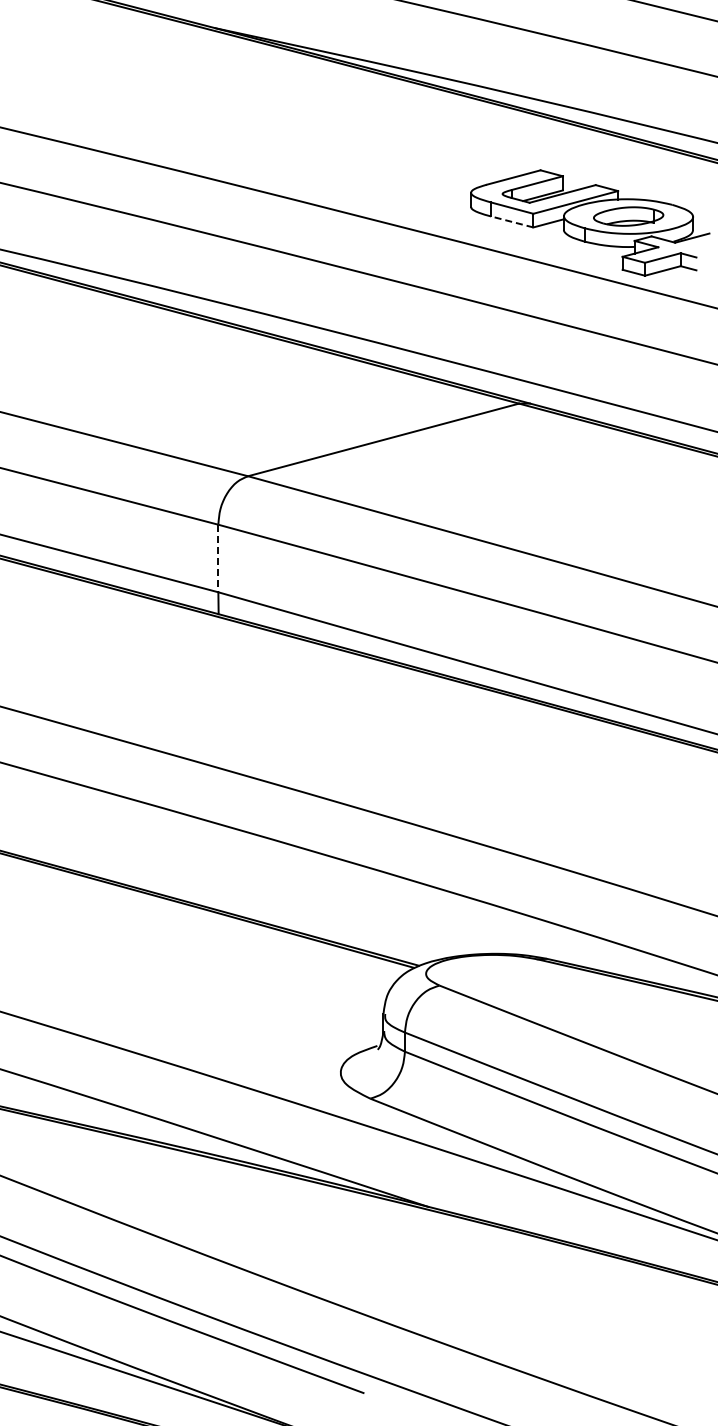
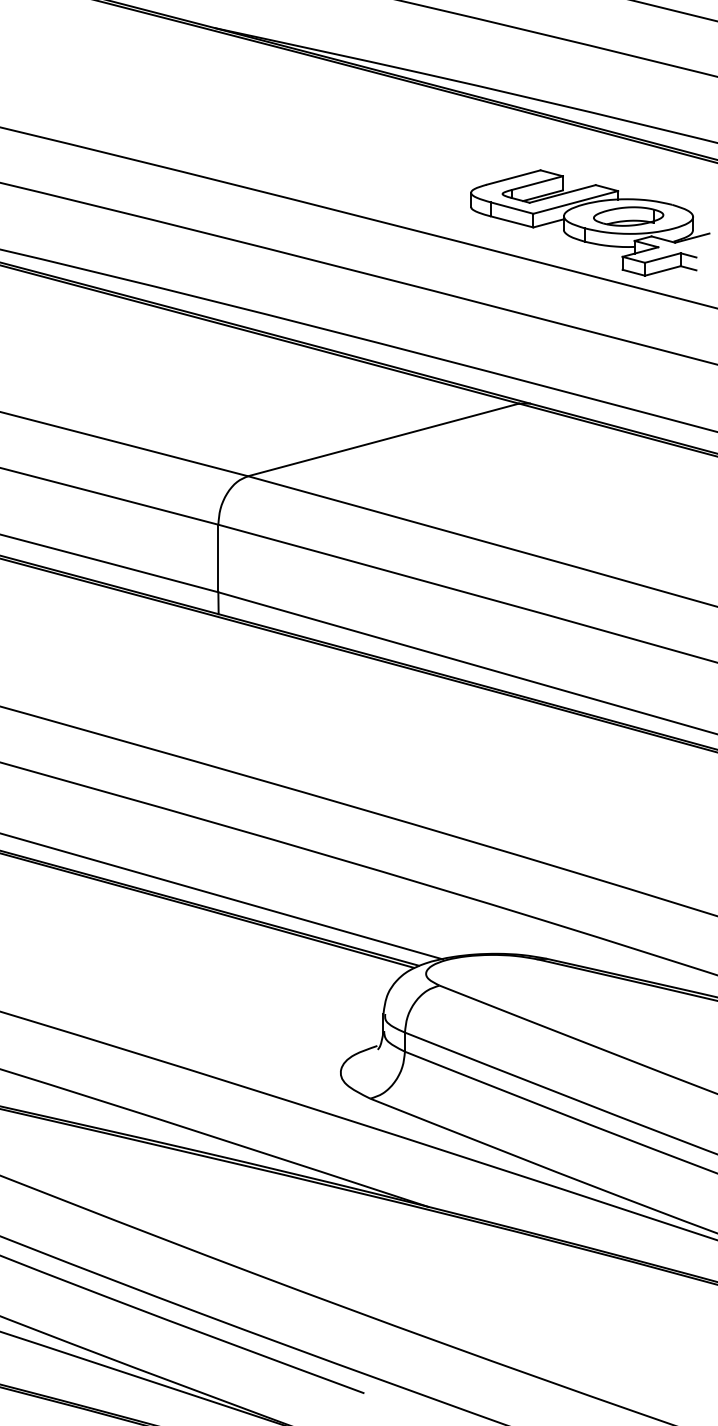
line: dashed -> solid (512, 221)
line: dashed -> solid (218, 558)
line: none -> present (222, 896)
